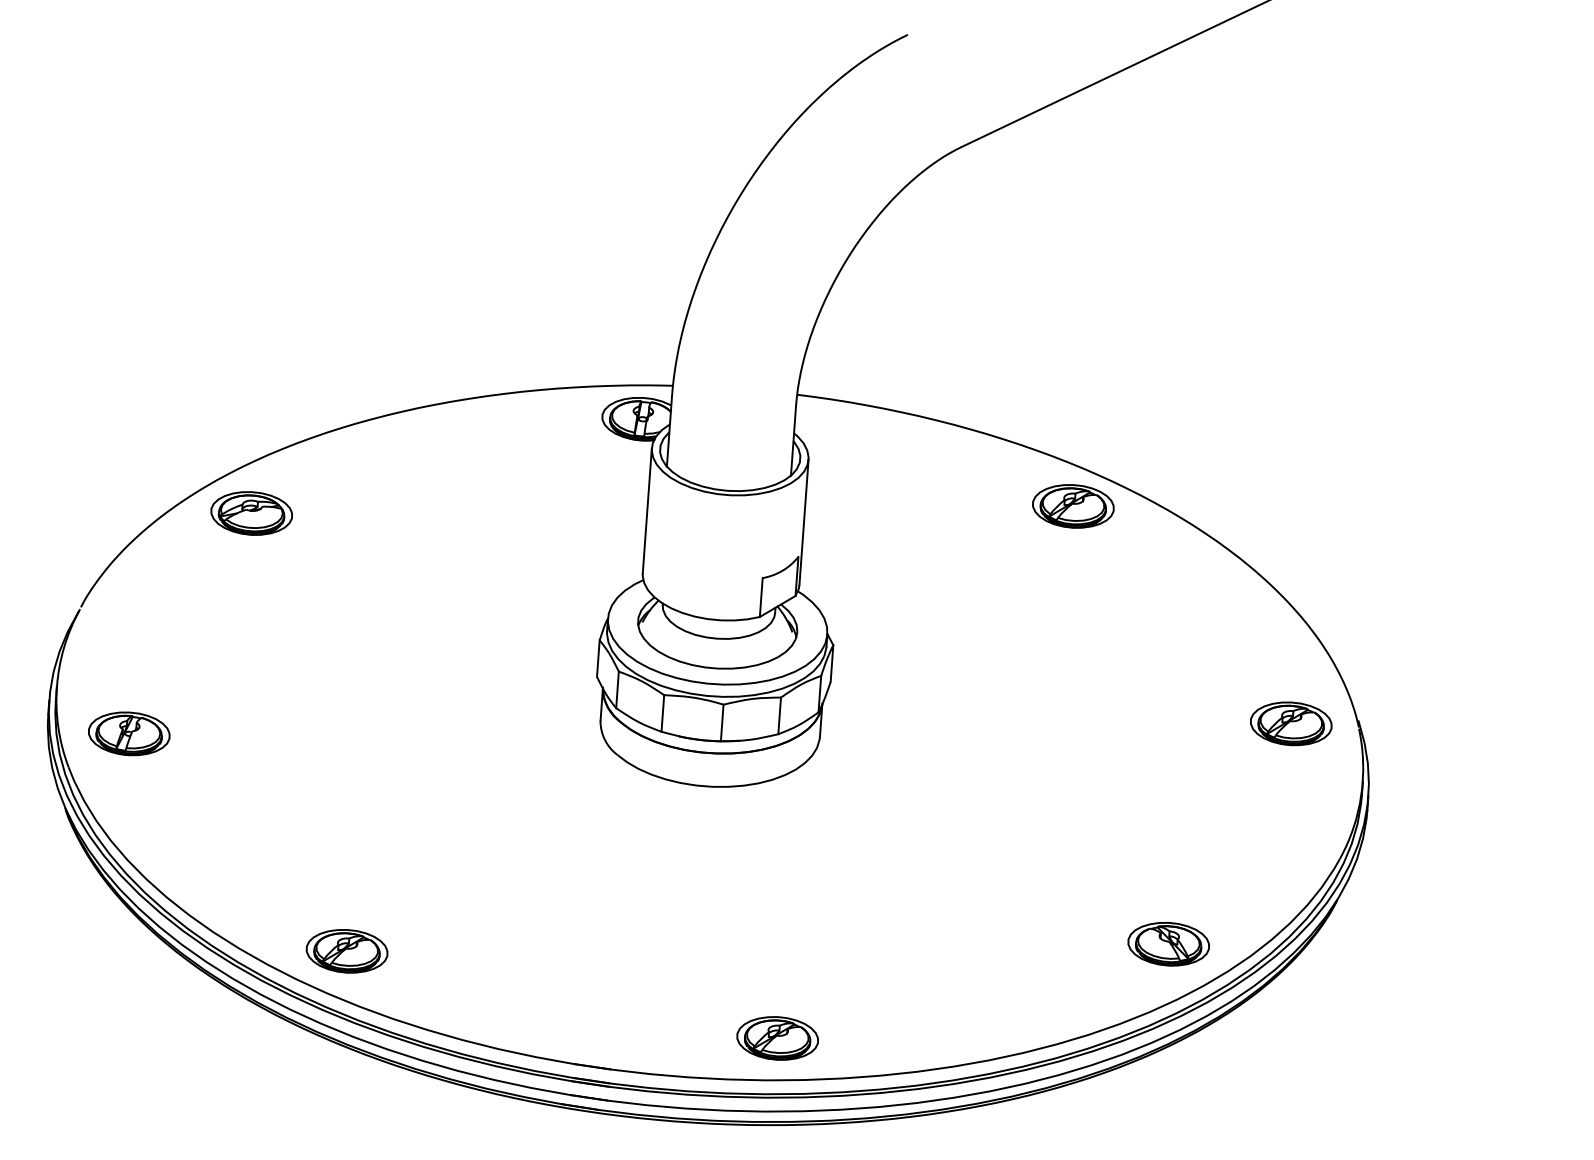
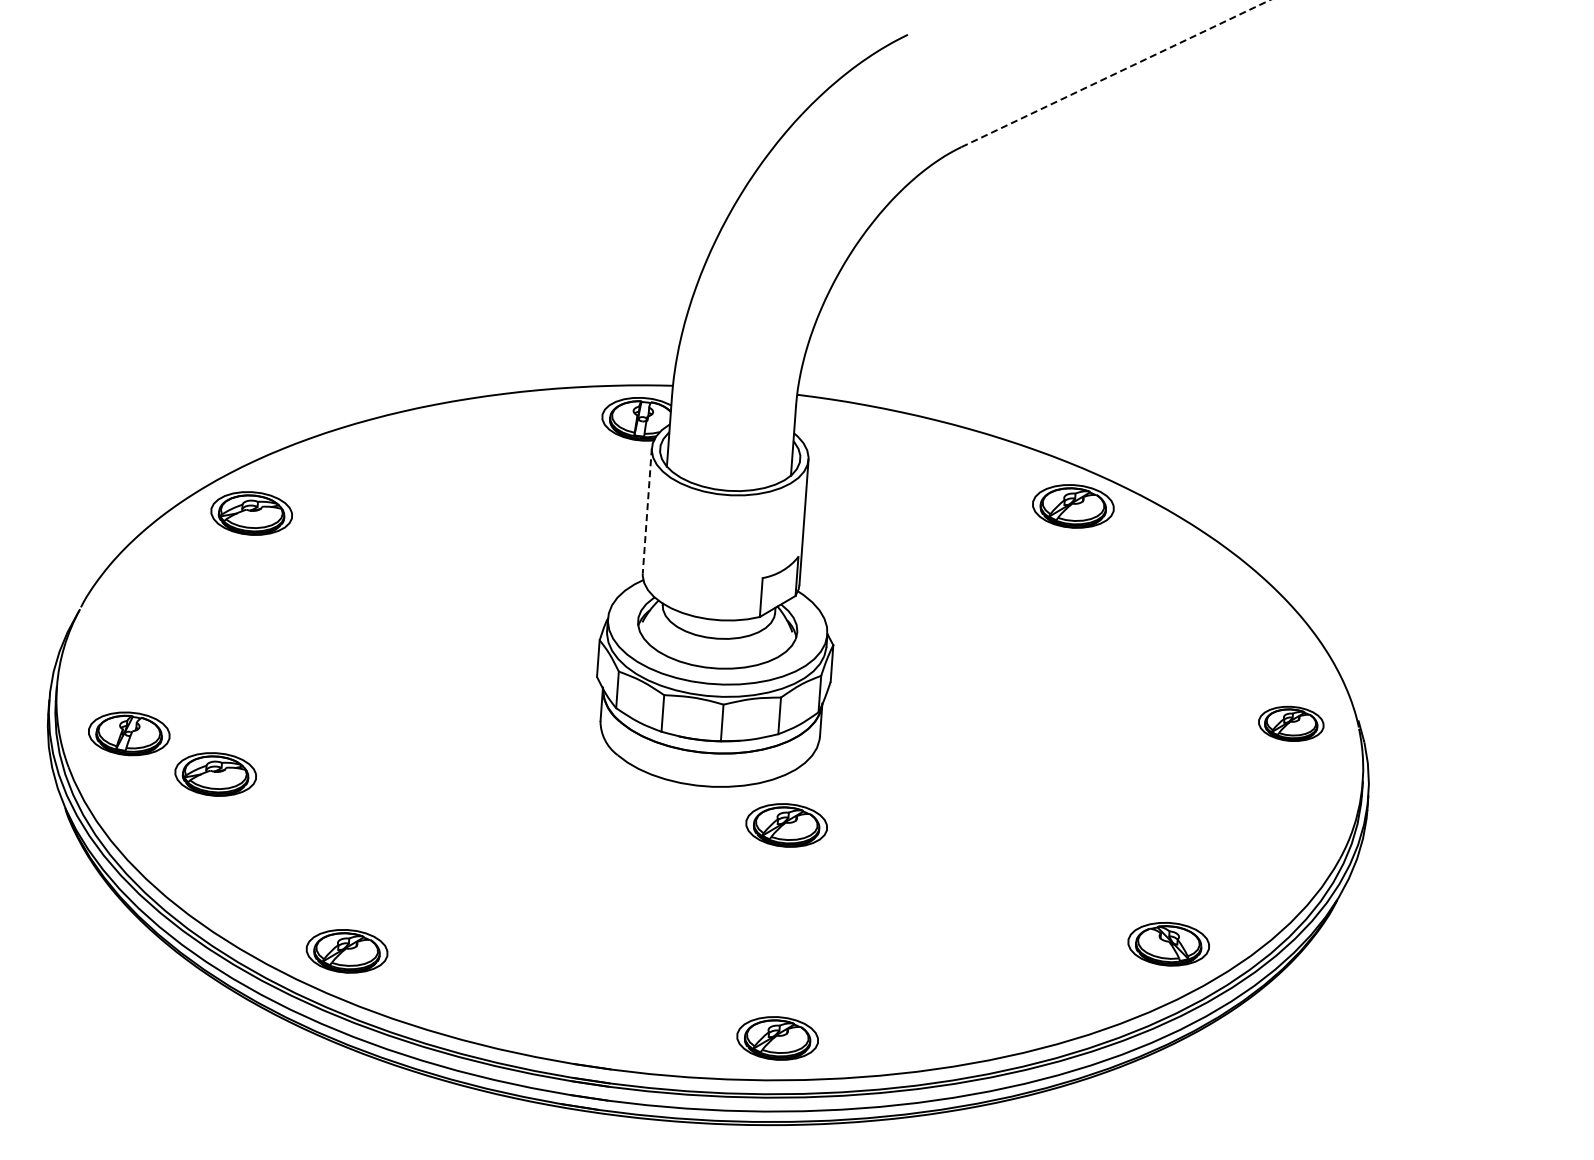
line: solid -> dashed (1115, 73)
line: solid -> dashed (647, 510)
part size: 83x46 px -> 67x37 px (1291, 723)
part: none -> present (215, 774)
part: none -> present (786, 825)
